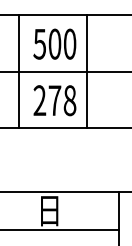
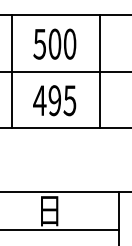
line position: (19, 71) -> (12, 71) (12, 71)
line position: (86, 71) -> (99, 71) (99, 71)
text: 278 -> 495 (54, 100)
